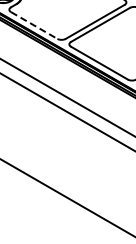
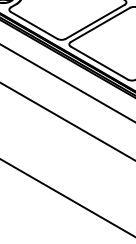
line: dashed -> solid (34, 25)
line position: (67, 97) -> (67, 82) (67, 82)
line position: (67, 111) -> (67, 120) (67, 120)
